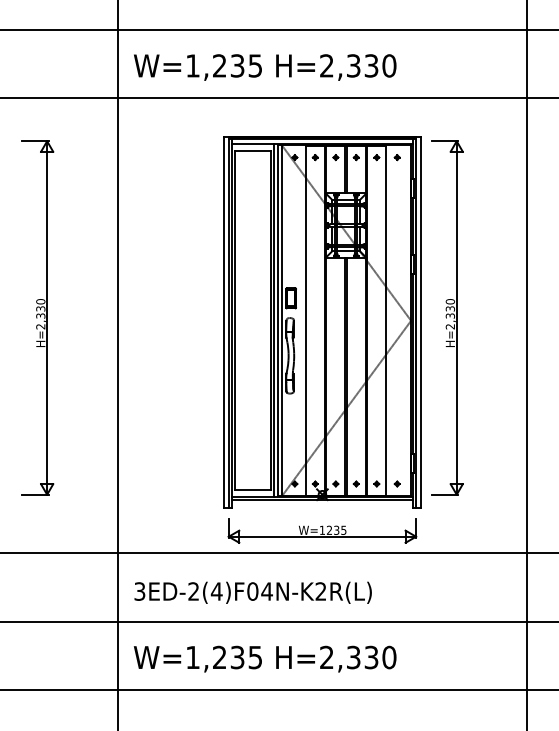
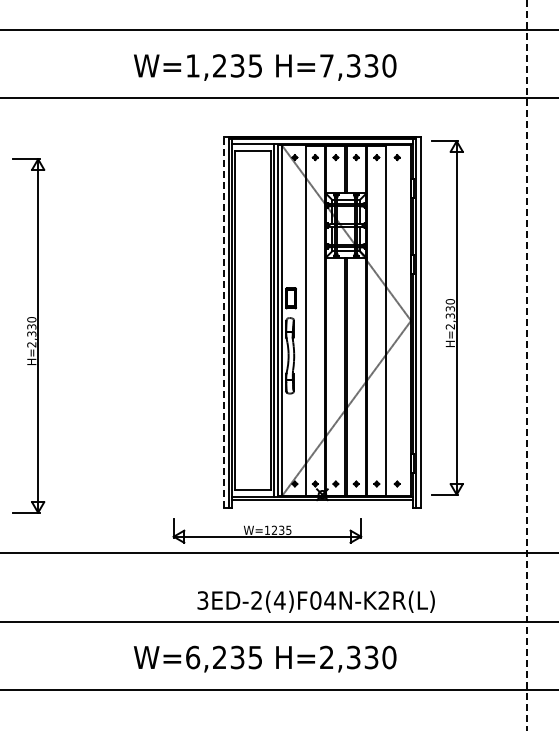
text: H=2,330 -> H=7,330 (326, 65)
part position: (37, 317) -> (28, 335) (28, 335)
line: solid -> dashed (224, 322)
line: present -> none (117, 364)
line: solid -> dashed (527, 365)
part position: (322, 530) -> (267, 530) (267, 530)
text position: (252, 592) -> (315, 601) (315, 601)
text: W=1,235 -> W=6,235 (193, 657)
